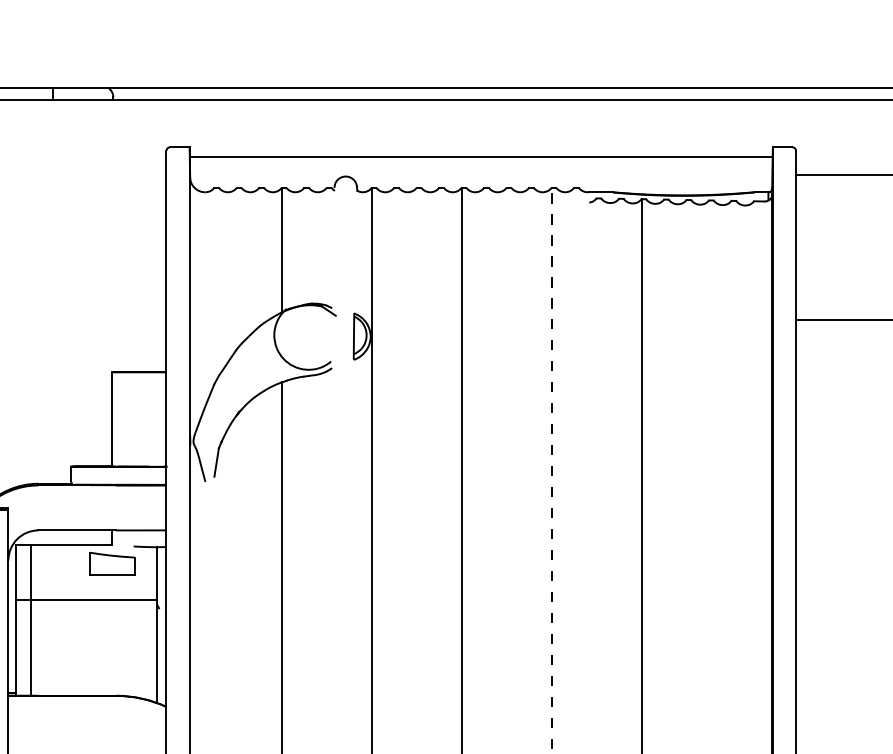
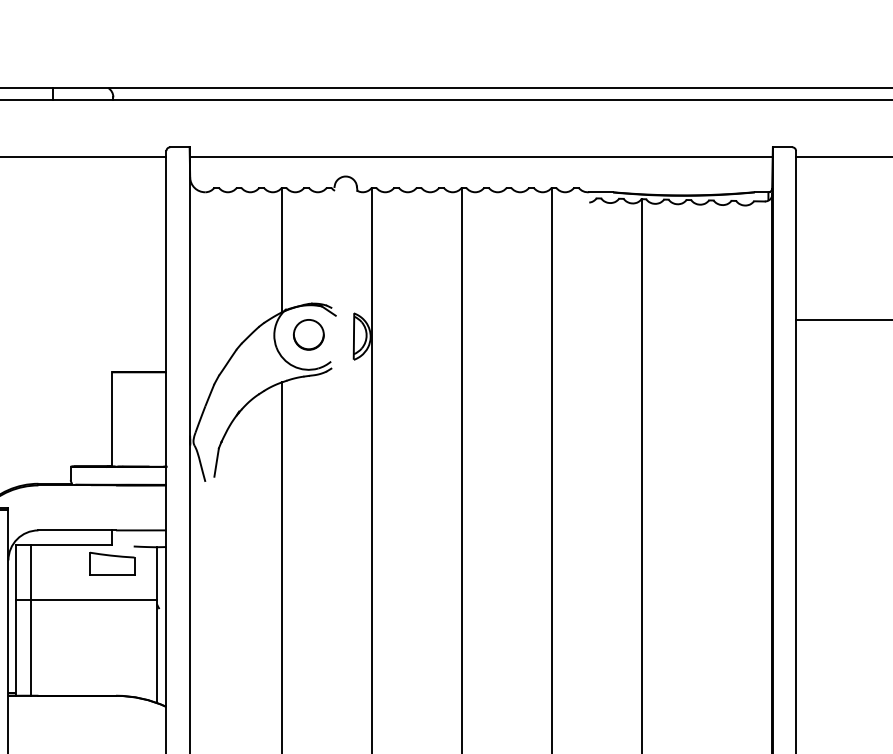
line: none -> present (84, 157)
line position: (842, 175) -> (842, 157) (842, 157)
circle: none -> present (308, 334)
line: dashed -> solid (551, 470)
